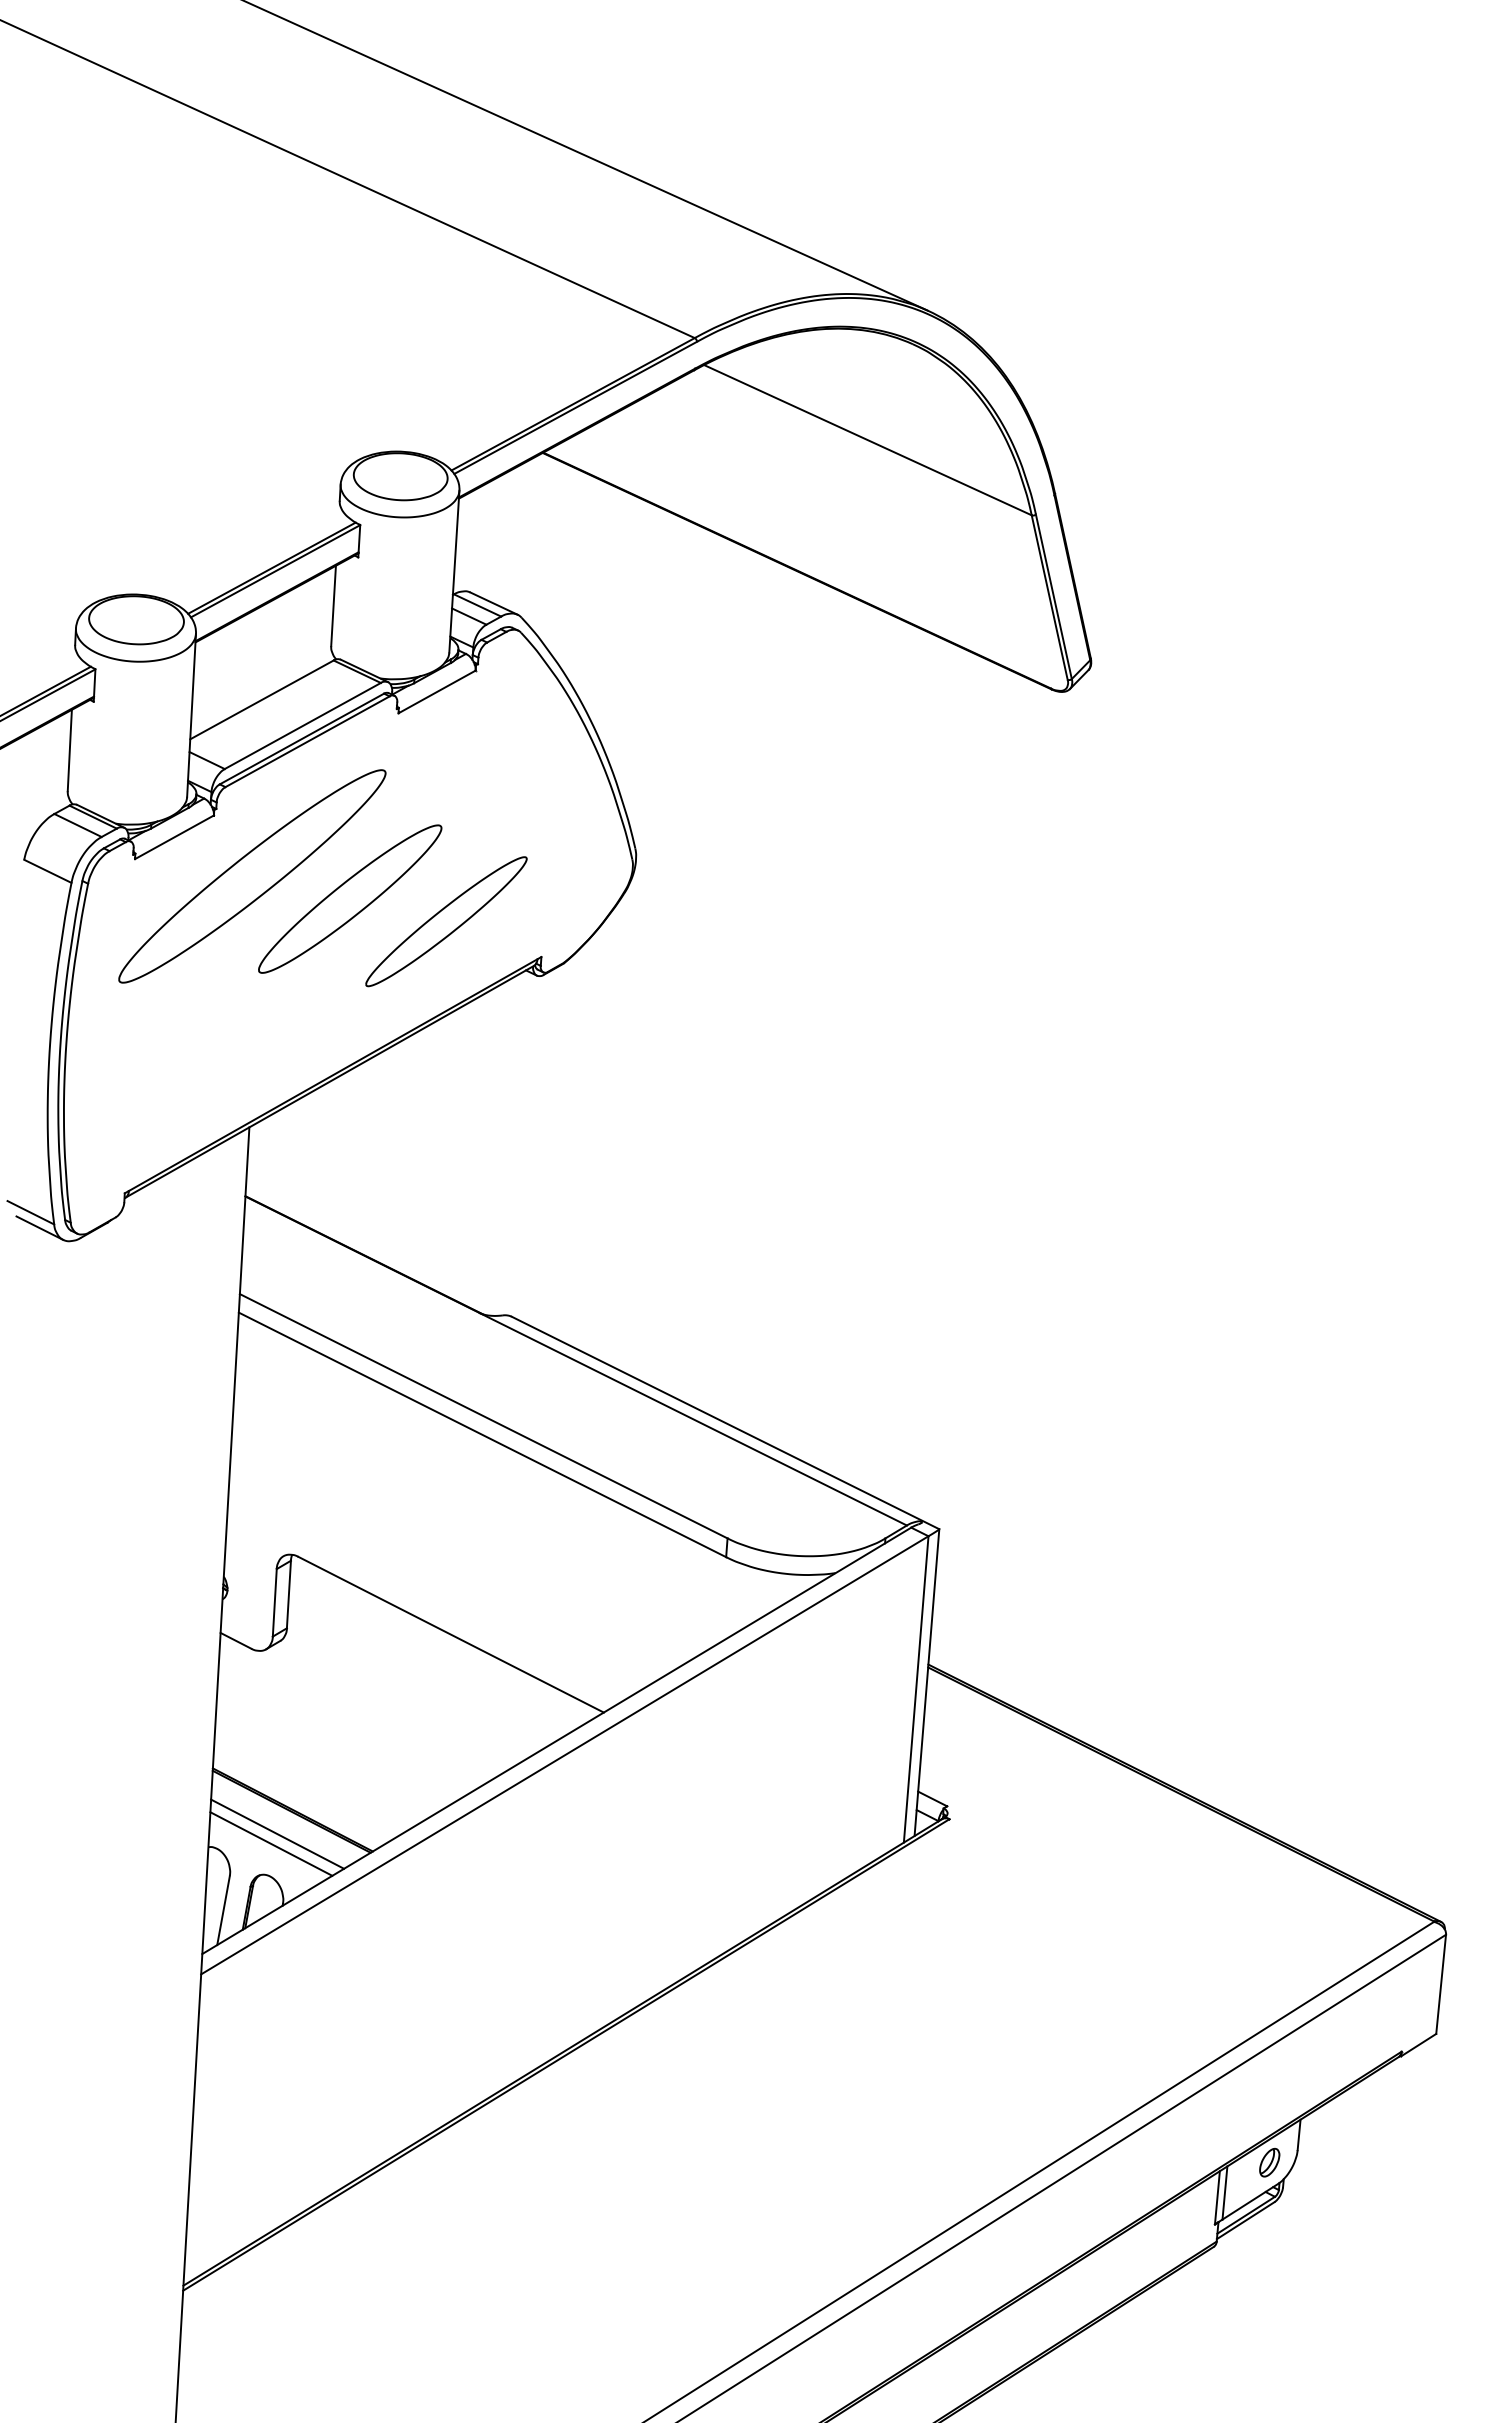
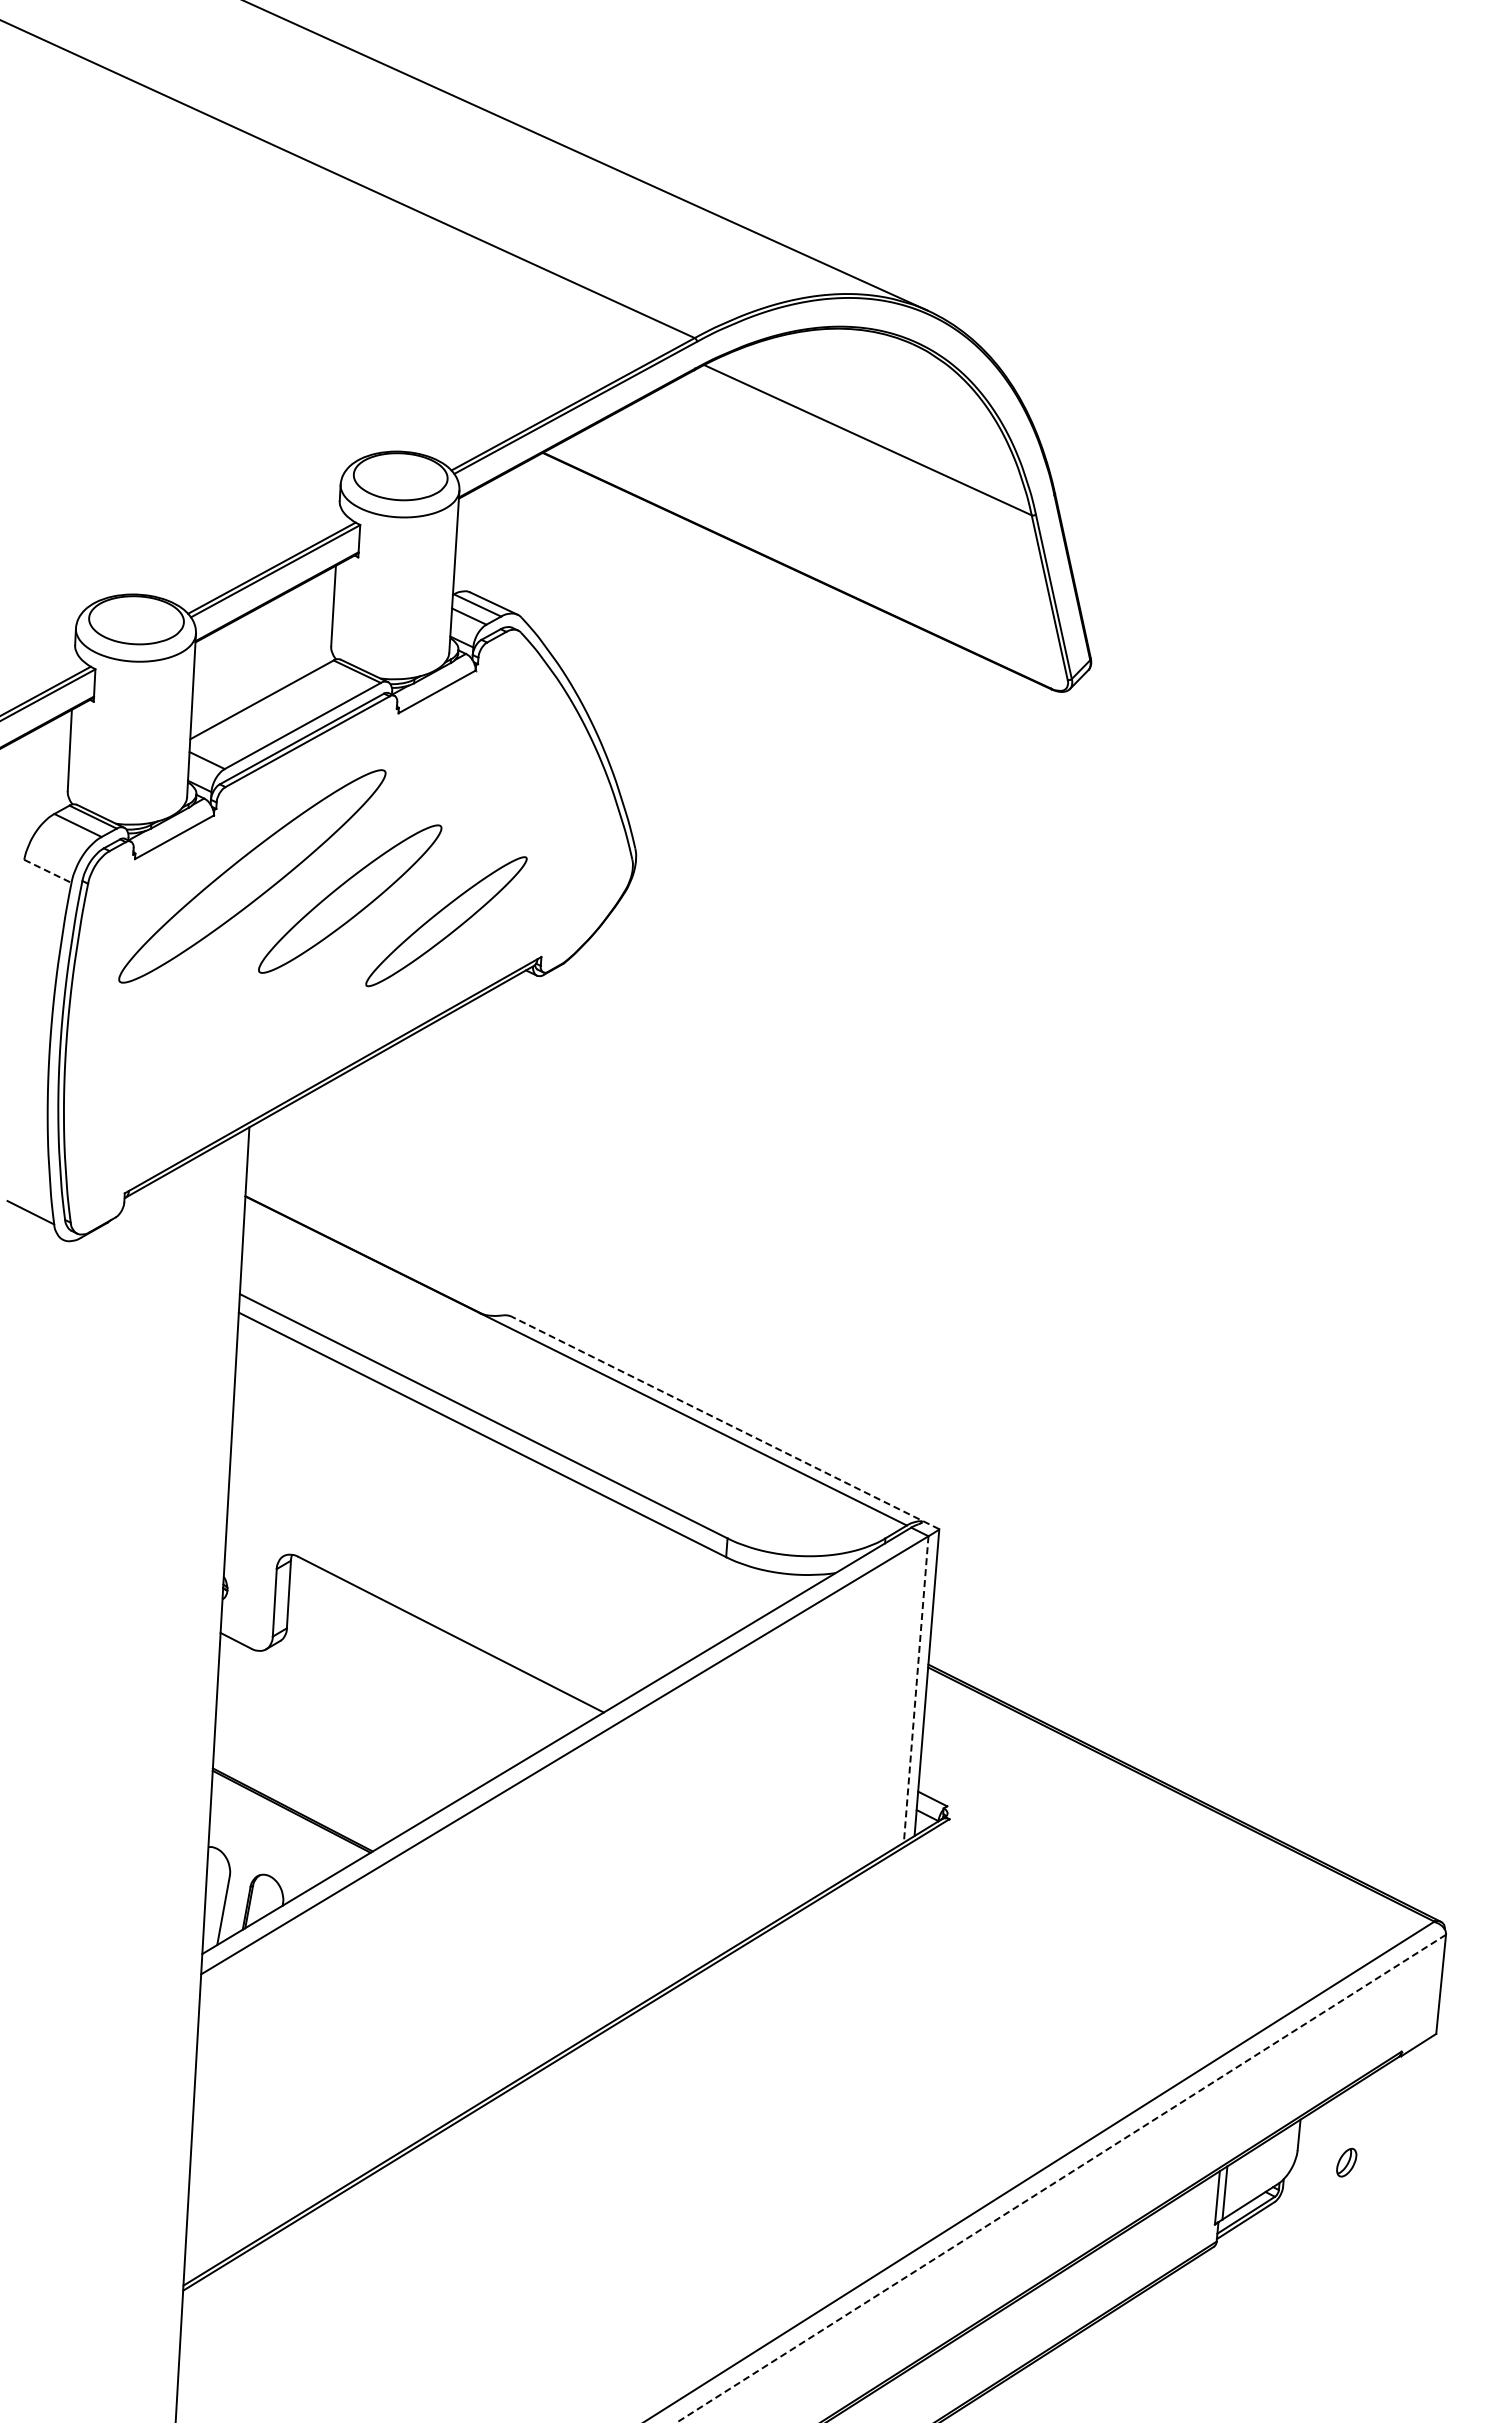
line: solid -> dashed (48, 871)
line: present -> none (39, 1227)
line: solid -> dashed (725, 1422)
line: solid -> dashed (916, 1689)
line: present -> none (277, 1833)
line: present -> none (271, 1843)
part position: (1269, 2162) -> (1346, 2162) (1346, 2162)
line: solid -> dashed (1061, 2178)
